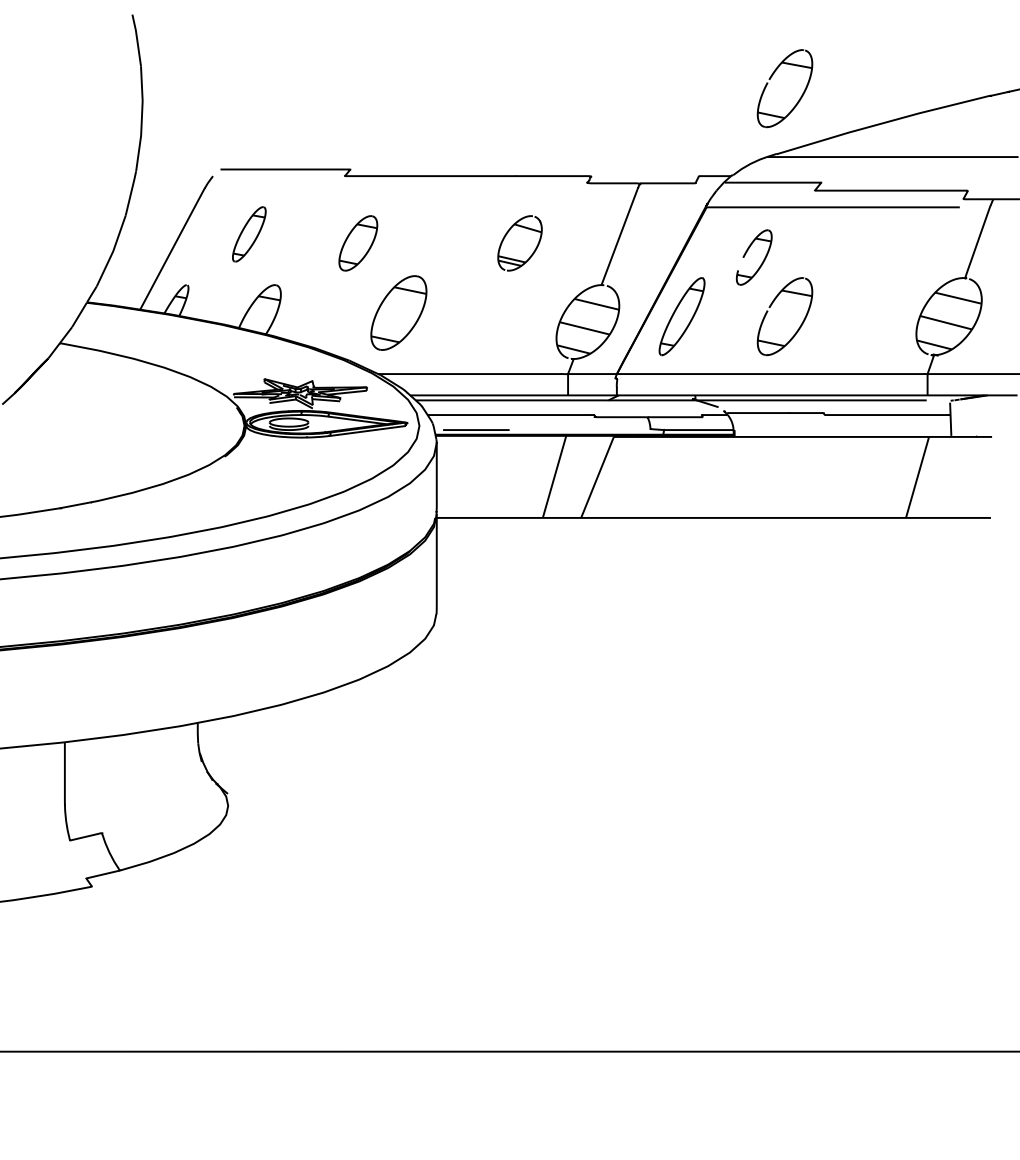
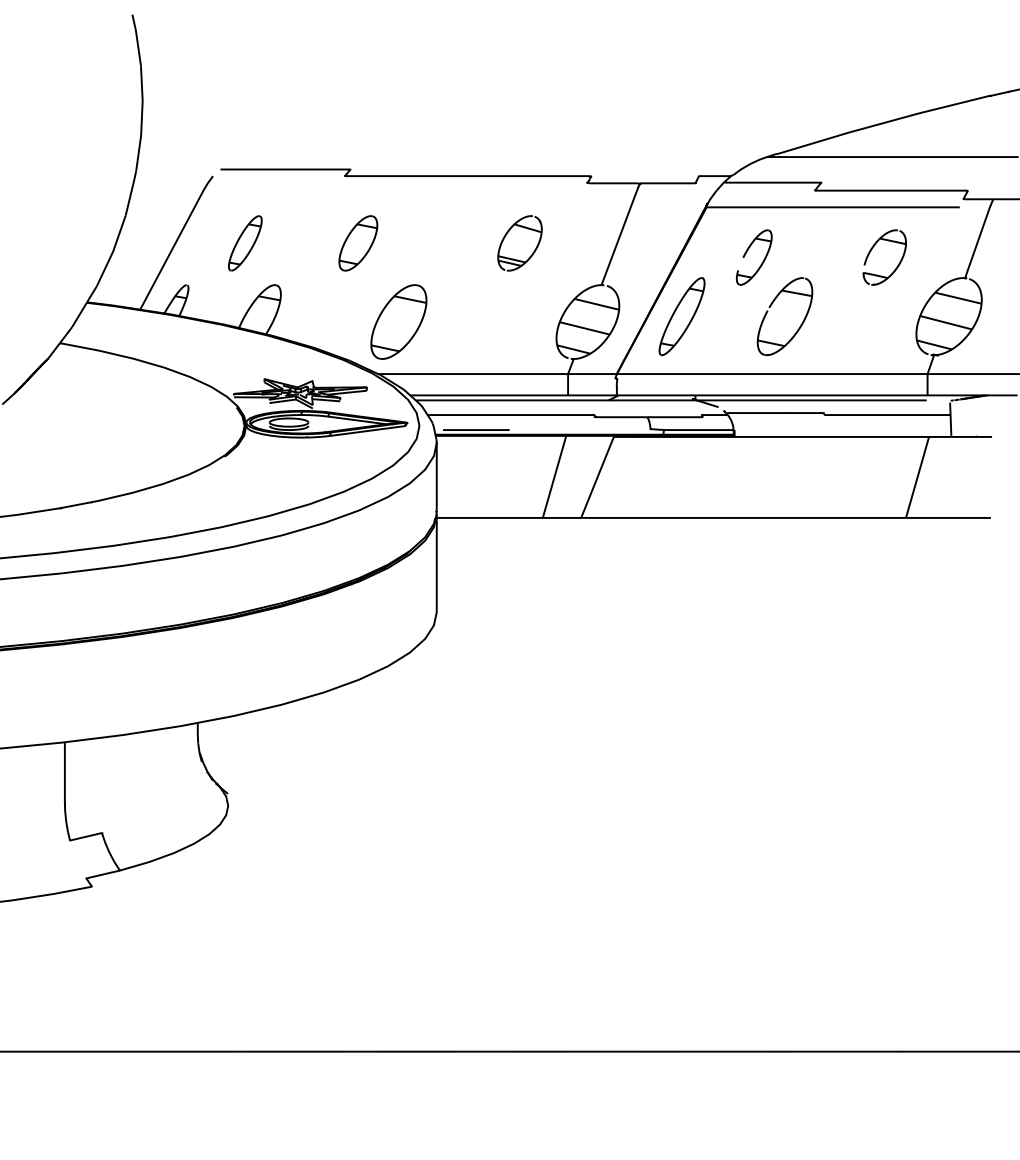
part: present -> none (771, 78)
part position: (249, 234) -> (245, 243) (245, 243)
part: none -> present (873, 248)
part position: (398, 312) -> (398, 321) (398, 321)
